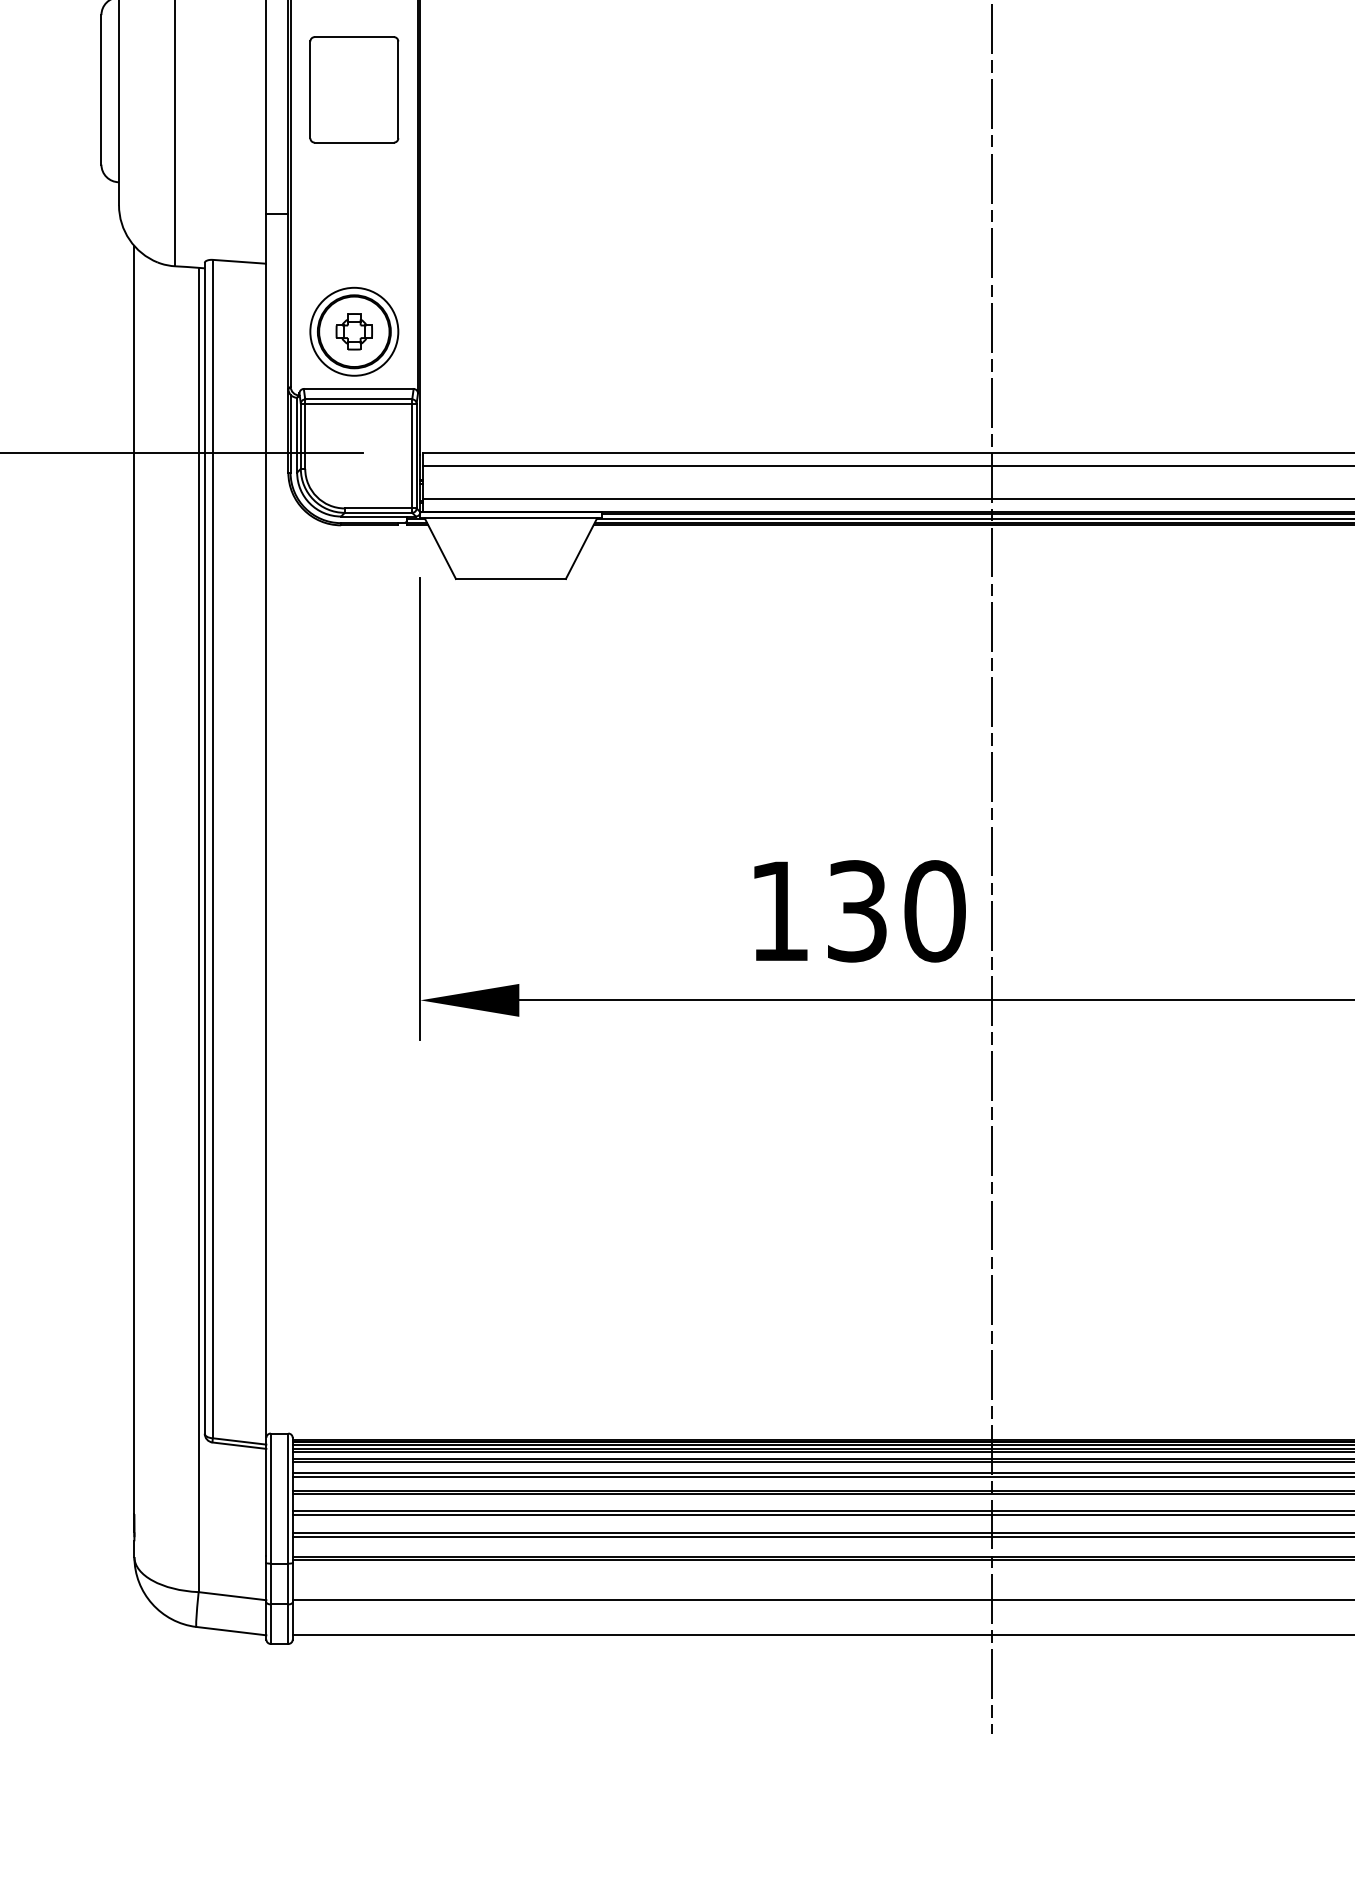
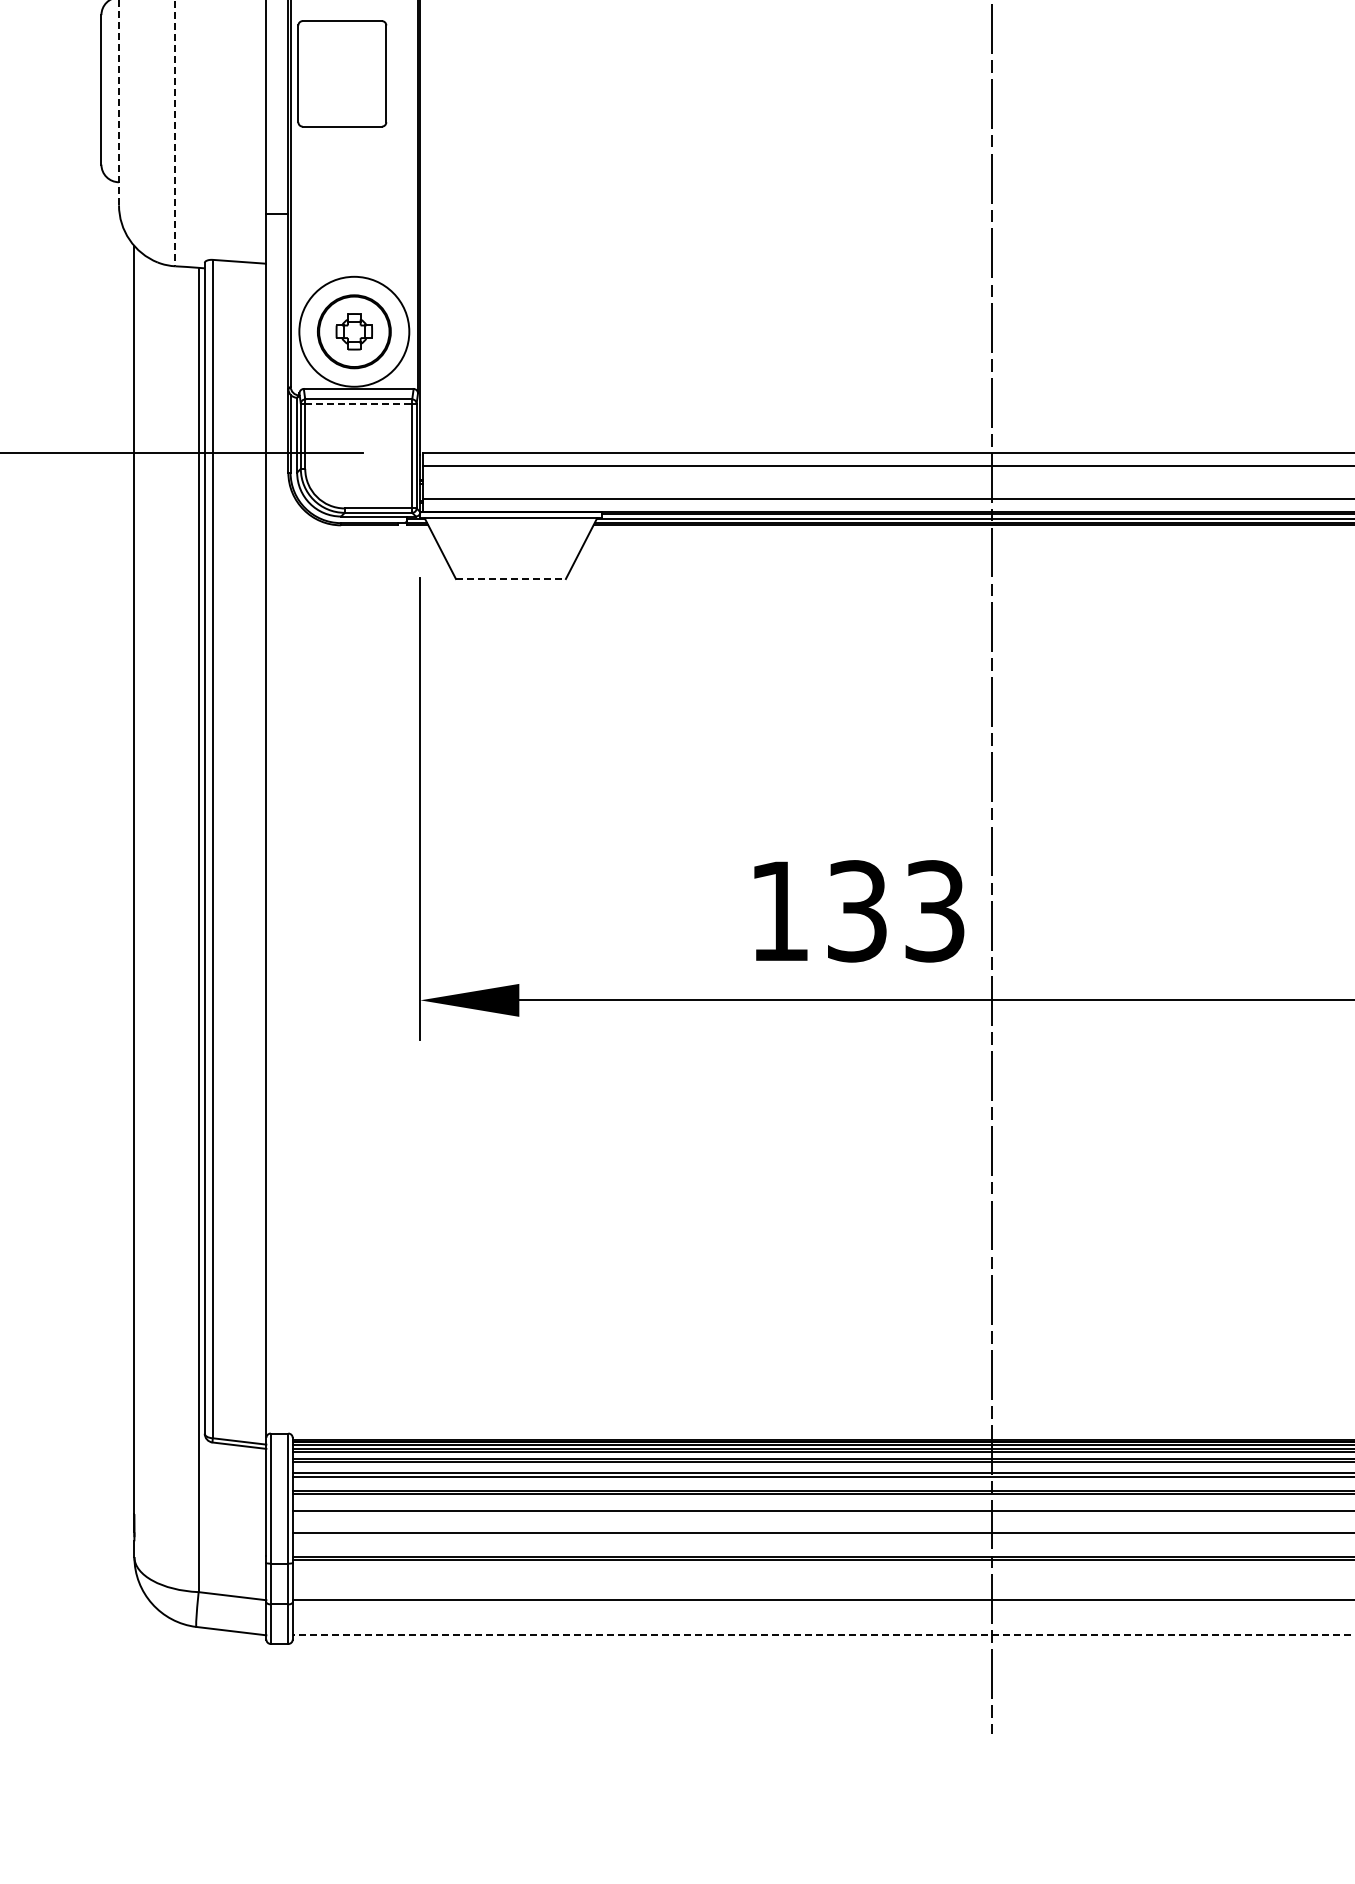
part position: (354, 89) -> (342, 73) (342, 73)
line: solid -> dashed (119, 102)
line: solid -> dashed (175, 133)
circle diameter: 88 px -> 110 px (354, 331)
line: solid -> dashed (359, 403)
line: solid -> dashed (510, 579)
text: 130 -> 133 (934, 911)
line: present -> none (821, 1514)
line: present -> none (821, 1536)
line: solid -> dashed (823, 1635)
